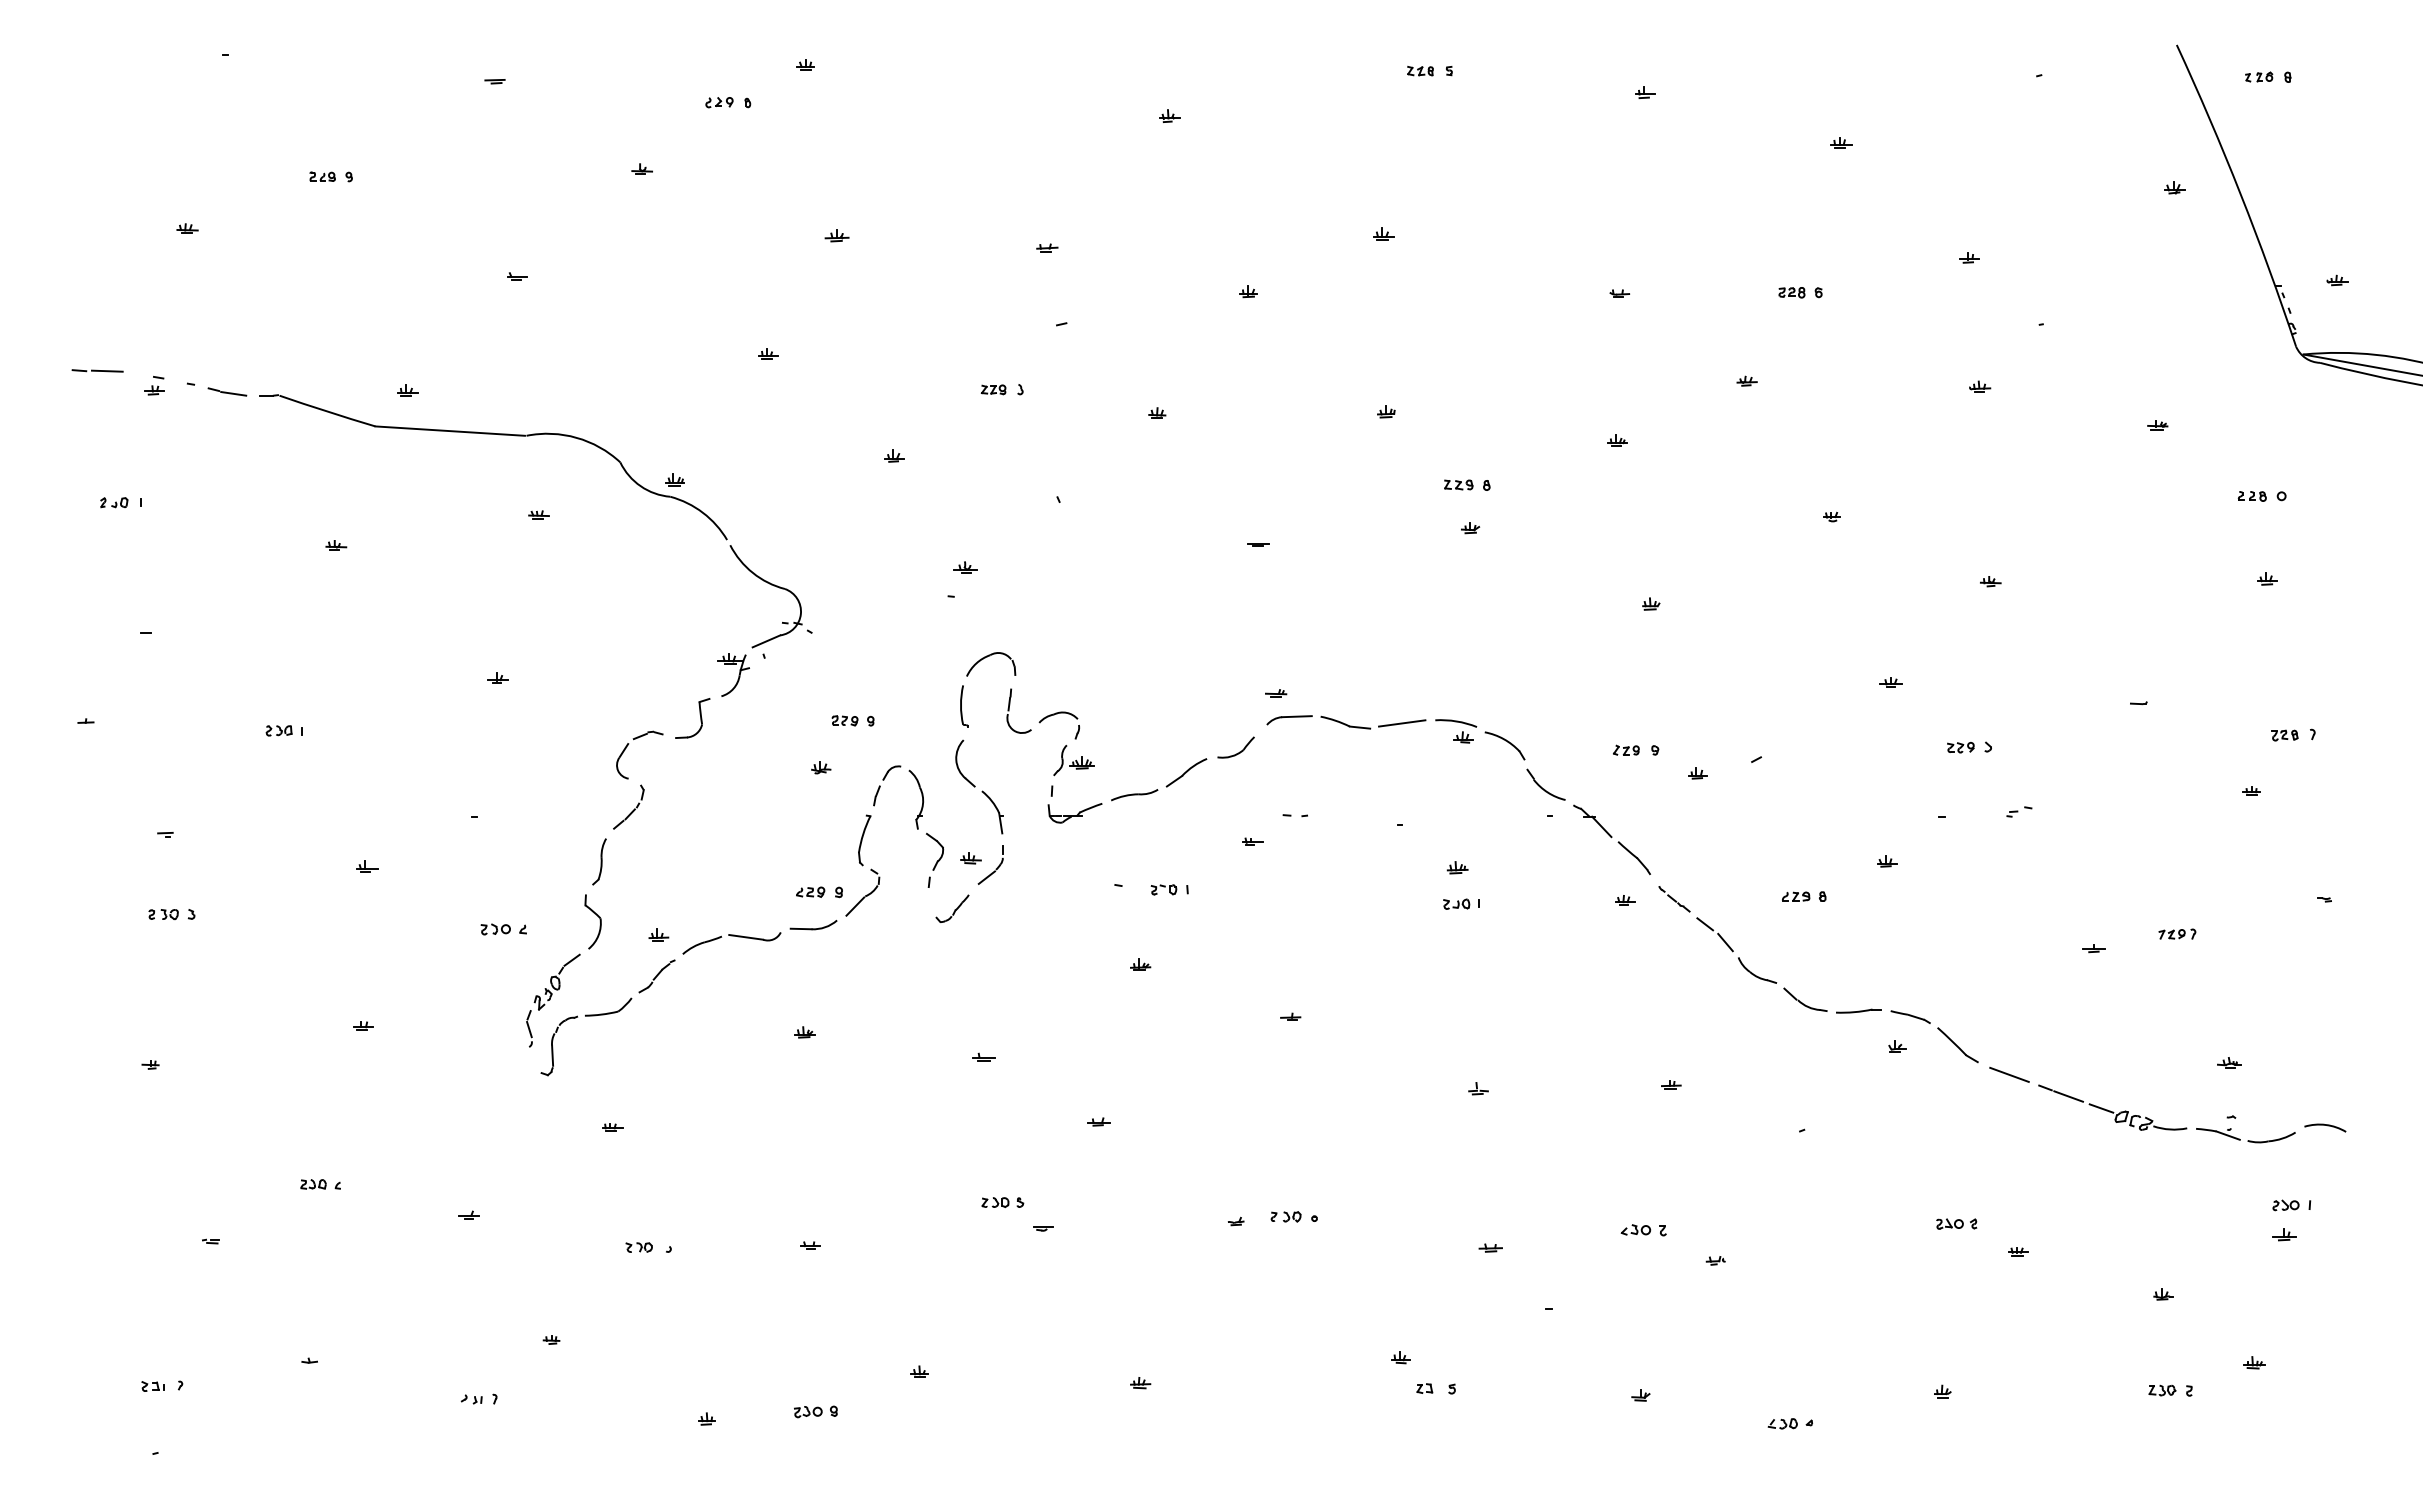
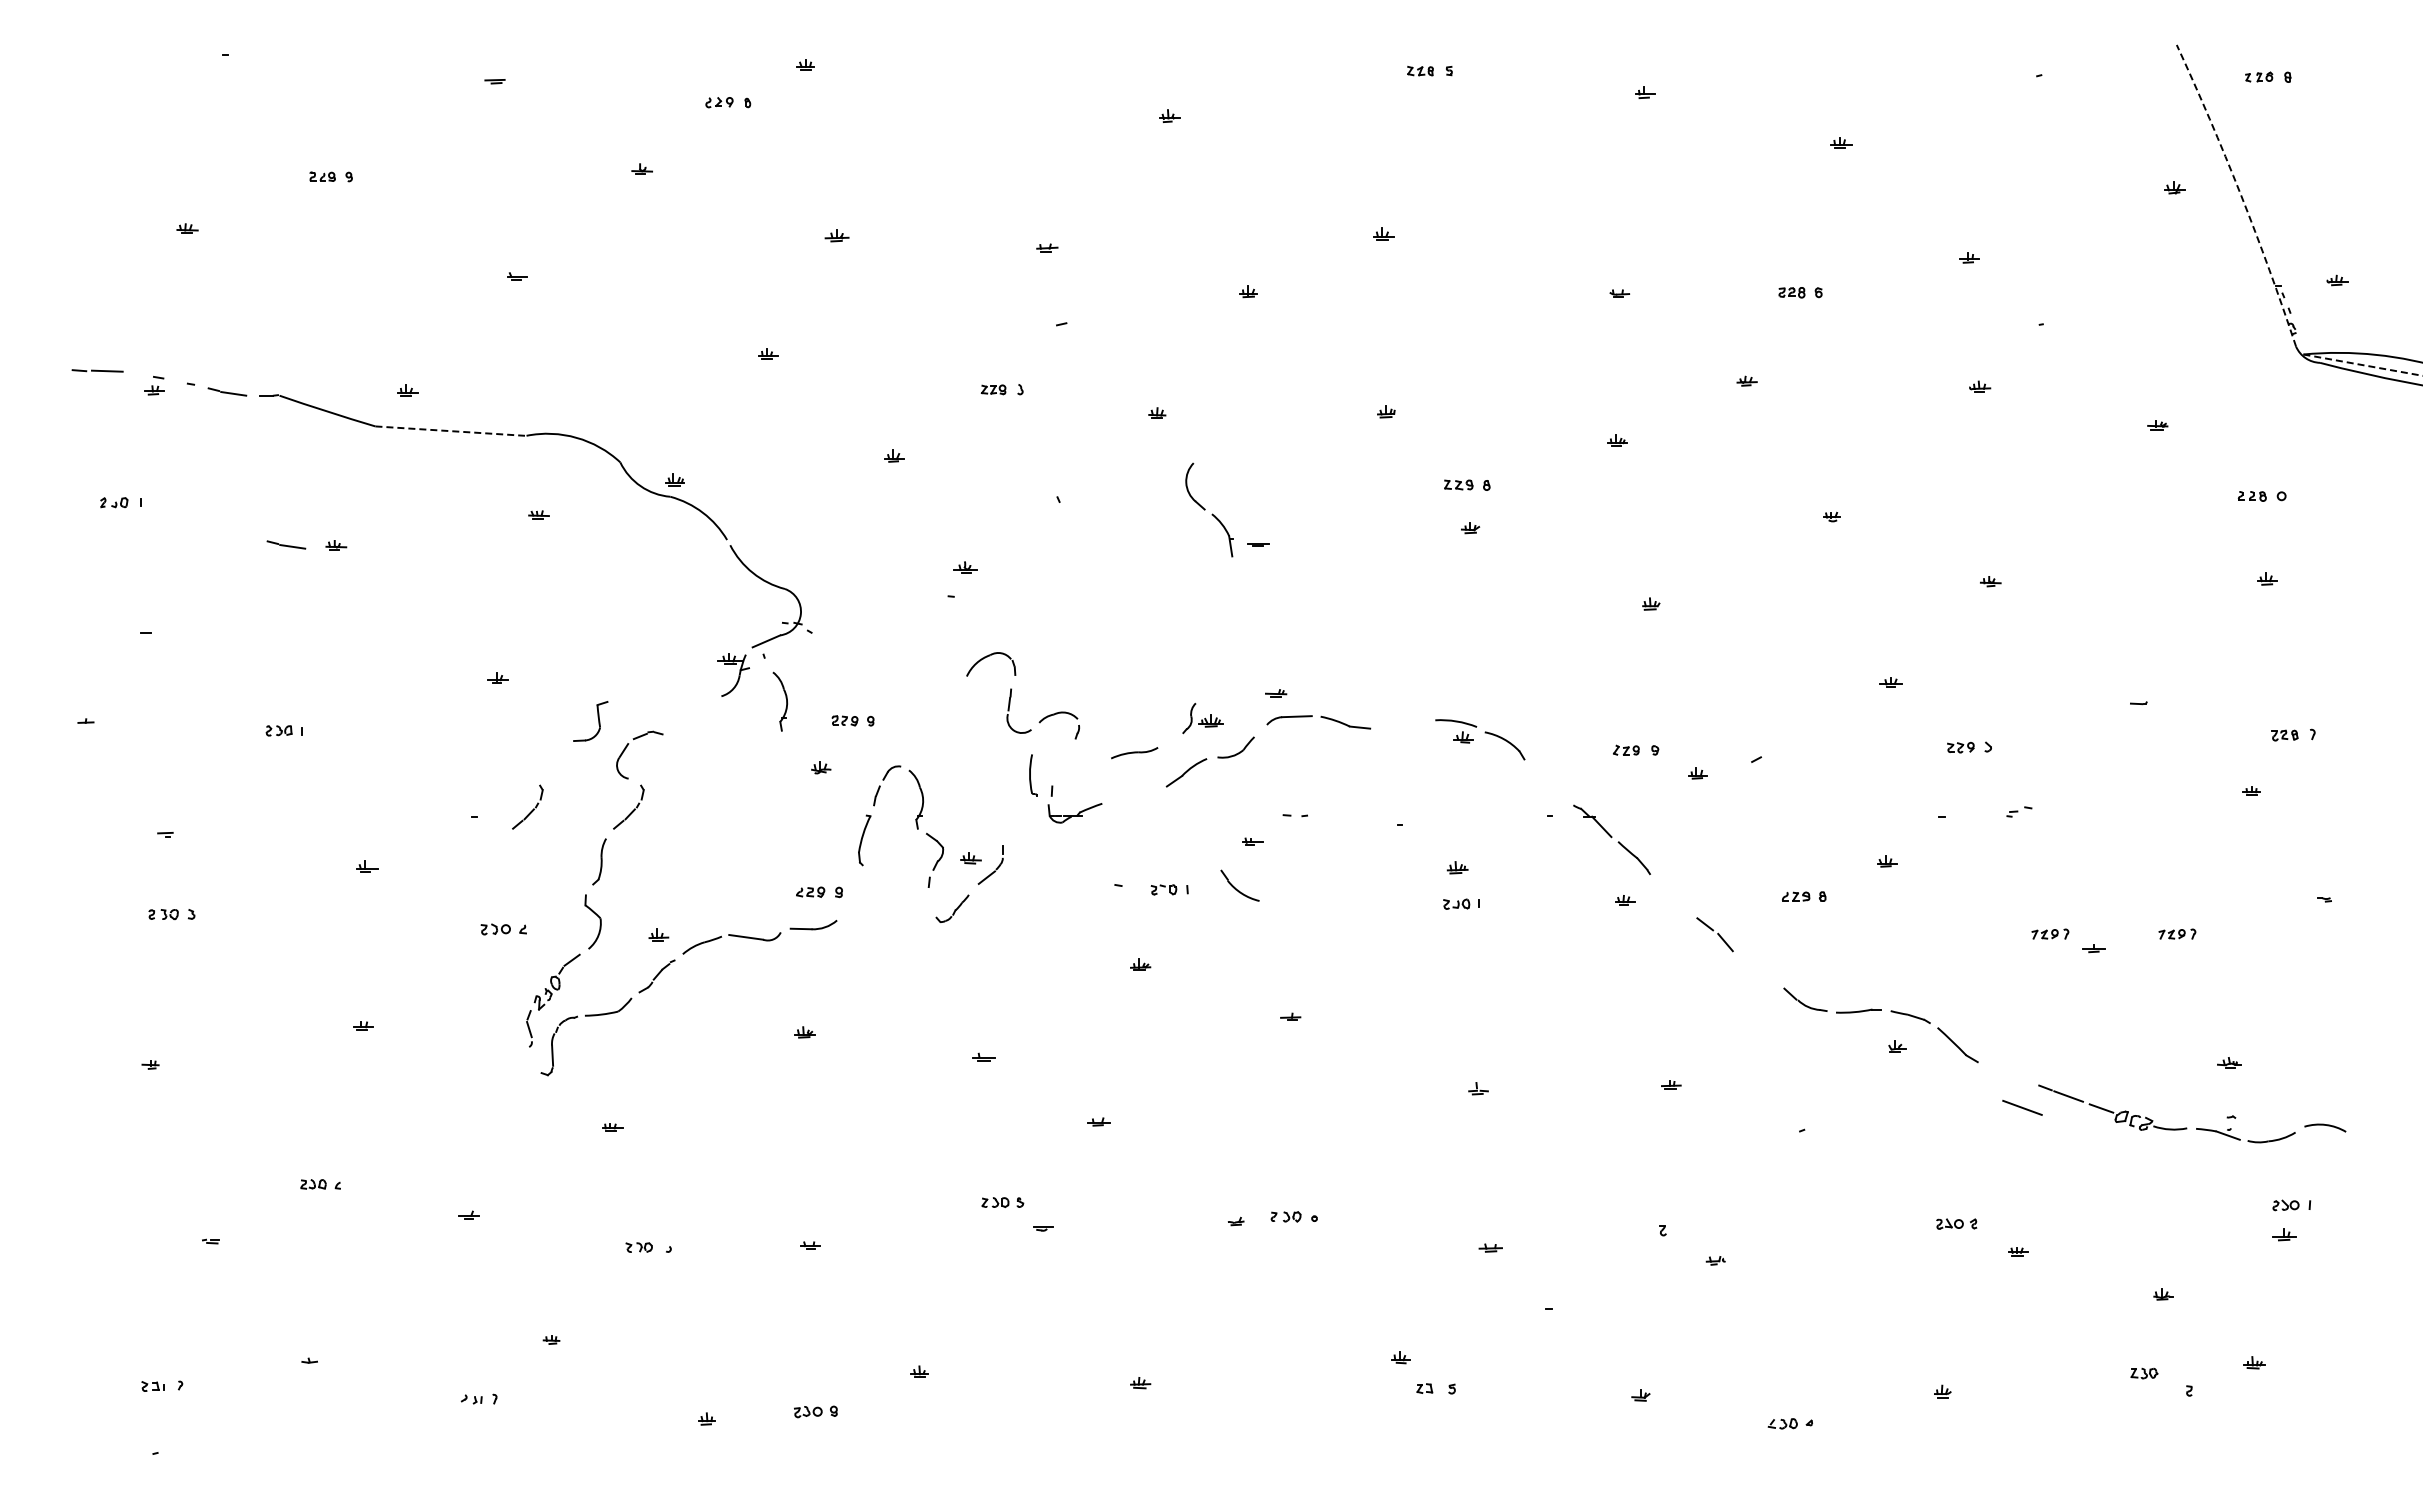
arc: solid -> dashed (2240, 194)
line: solid -> dashed (2363, 365)
line: solid -> dashed (450, 431)
part: none -> present (286, 544)
part: none -> present (780, 701)
part position: (964, 706) -> (1033, 775) (1033, 775)
part position: (700, 718) -> (598, 721) (598, 721)
line: present -> none (1402, 723)
part position: (1073, 760) -> (1202, 718) (1202, 718)
part position: (1545, 784) -> (1239, 885) (1239, 885)
part position: (979, 786) -> (1209, 509) (1209, 509)
part position: (1134, 795) -> (1134, 753) (1134, 753)
part: none -> present (527, 806)
part: present -> none (862, 892)
part: present -> none (1674, 899)
part: none -> present (2050, 933)
part: present -> none (1757, 970)
line position: (2009, 1074) -> (2022, 1107) (2022, 1107)
part: present -> none (1635, 1229)
part position: (2162, 1390) -> (2144, 1373) (2144, 1373)
